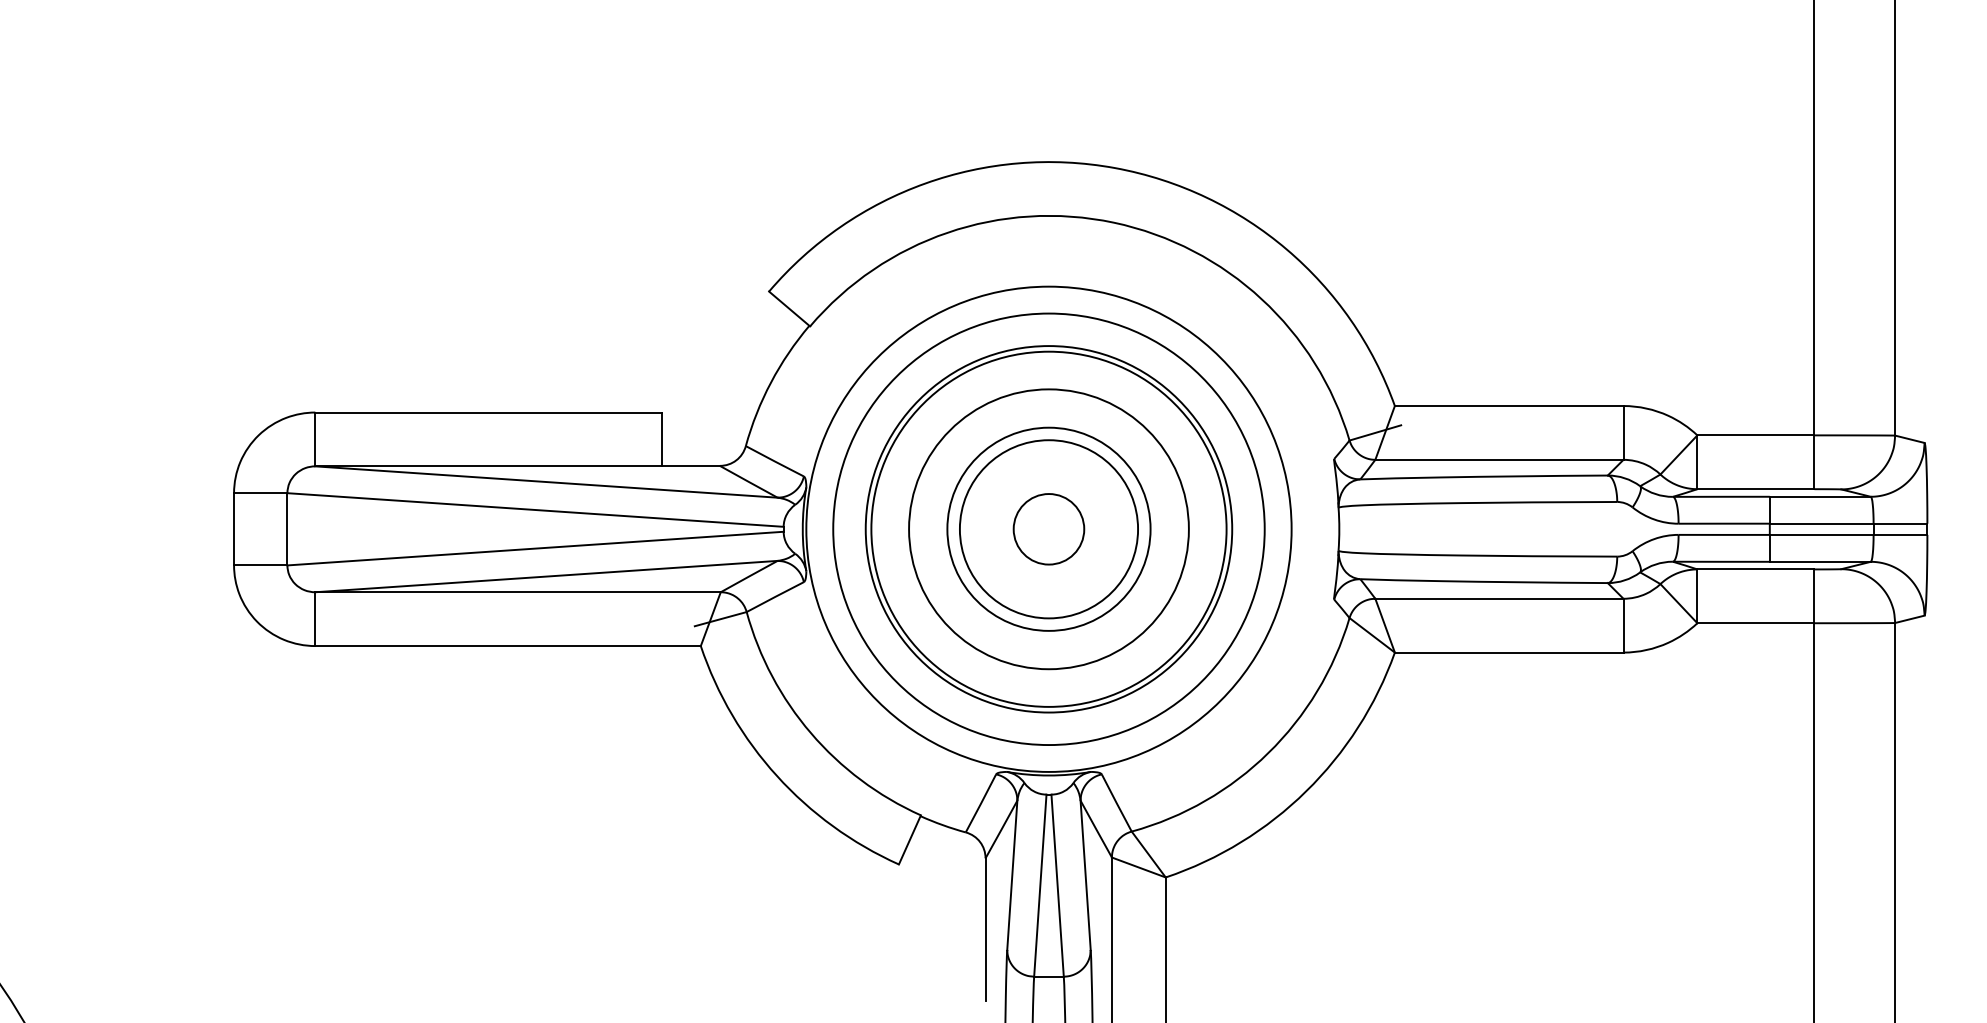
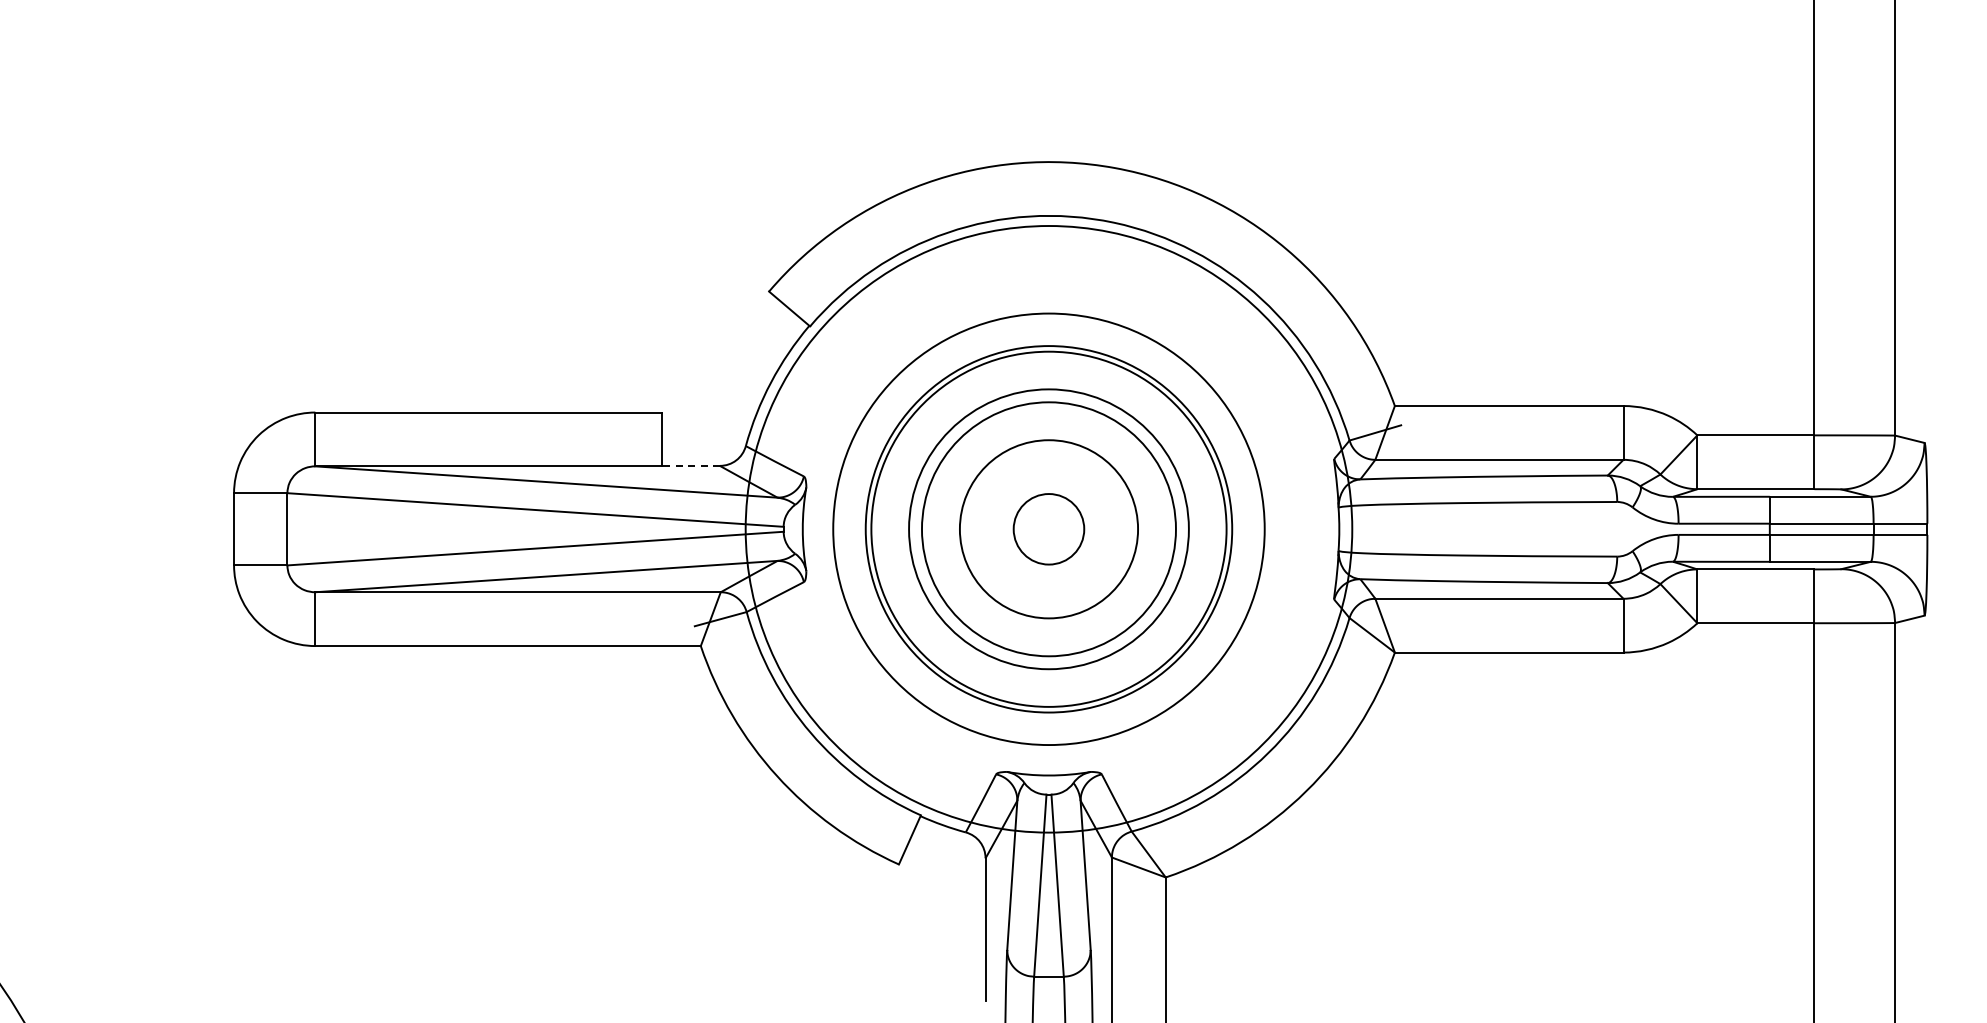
line: solid -> dashed (691, 465)
circle diameter: 203 px -> 254 px (1048, 529)
circle diameter: 485 px -> 607 px (1048, 529)
